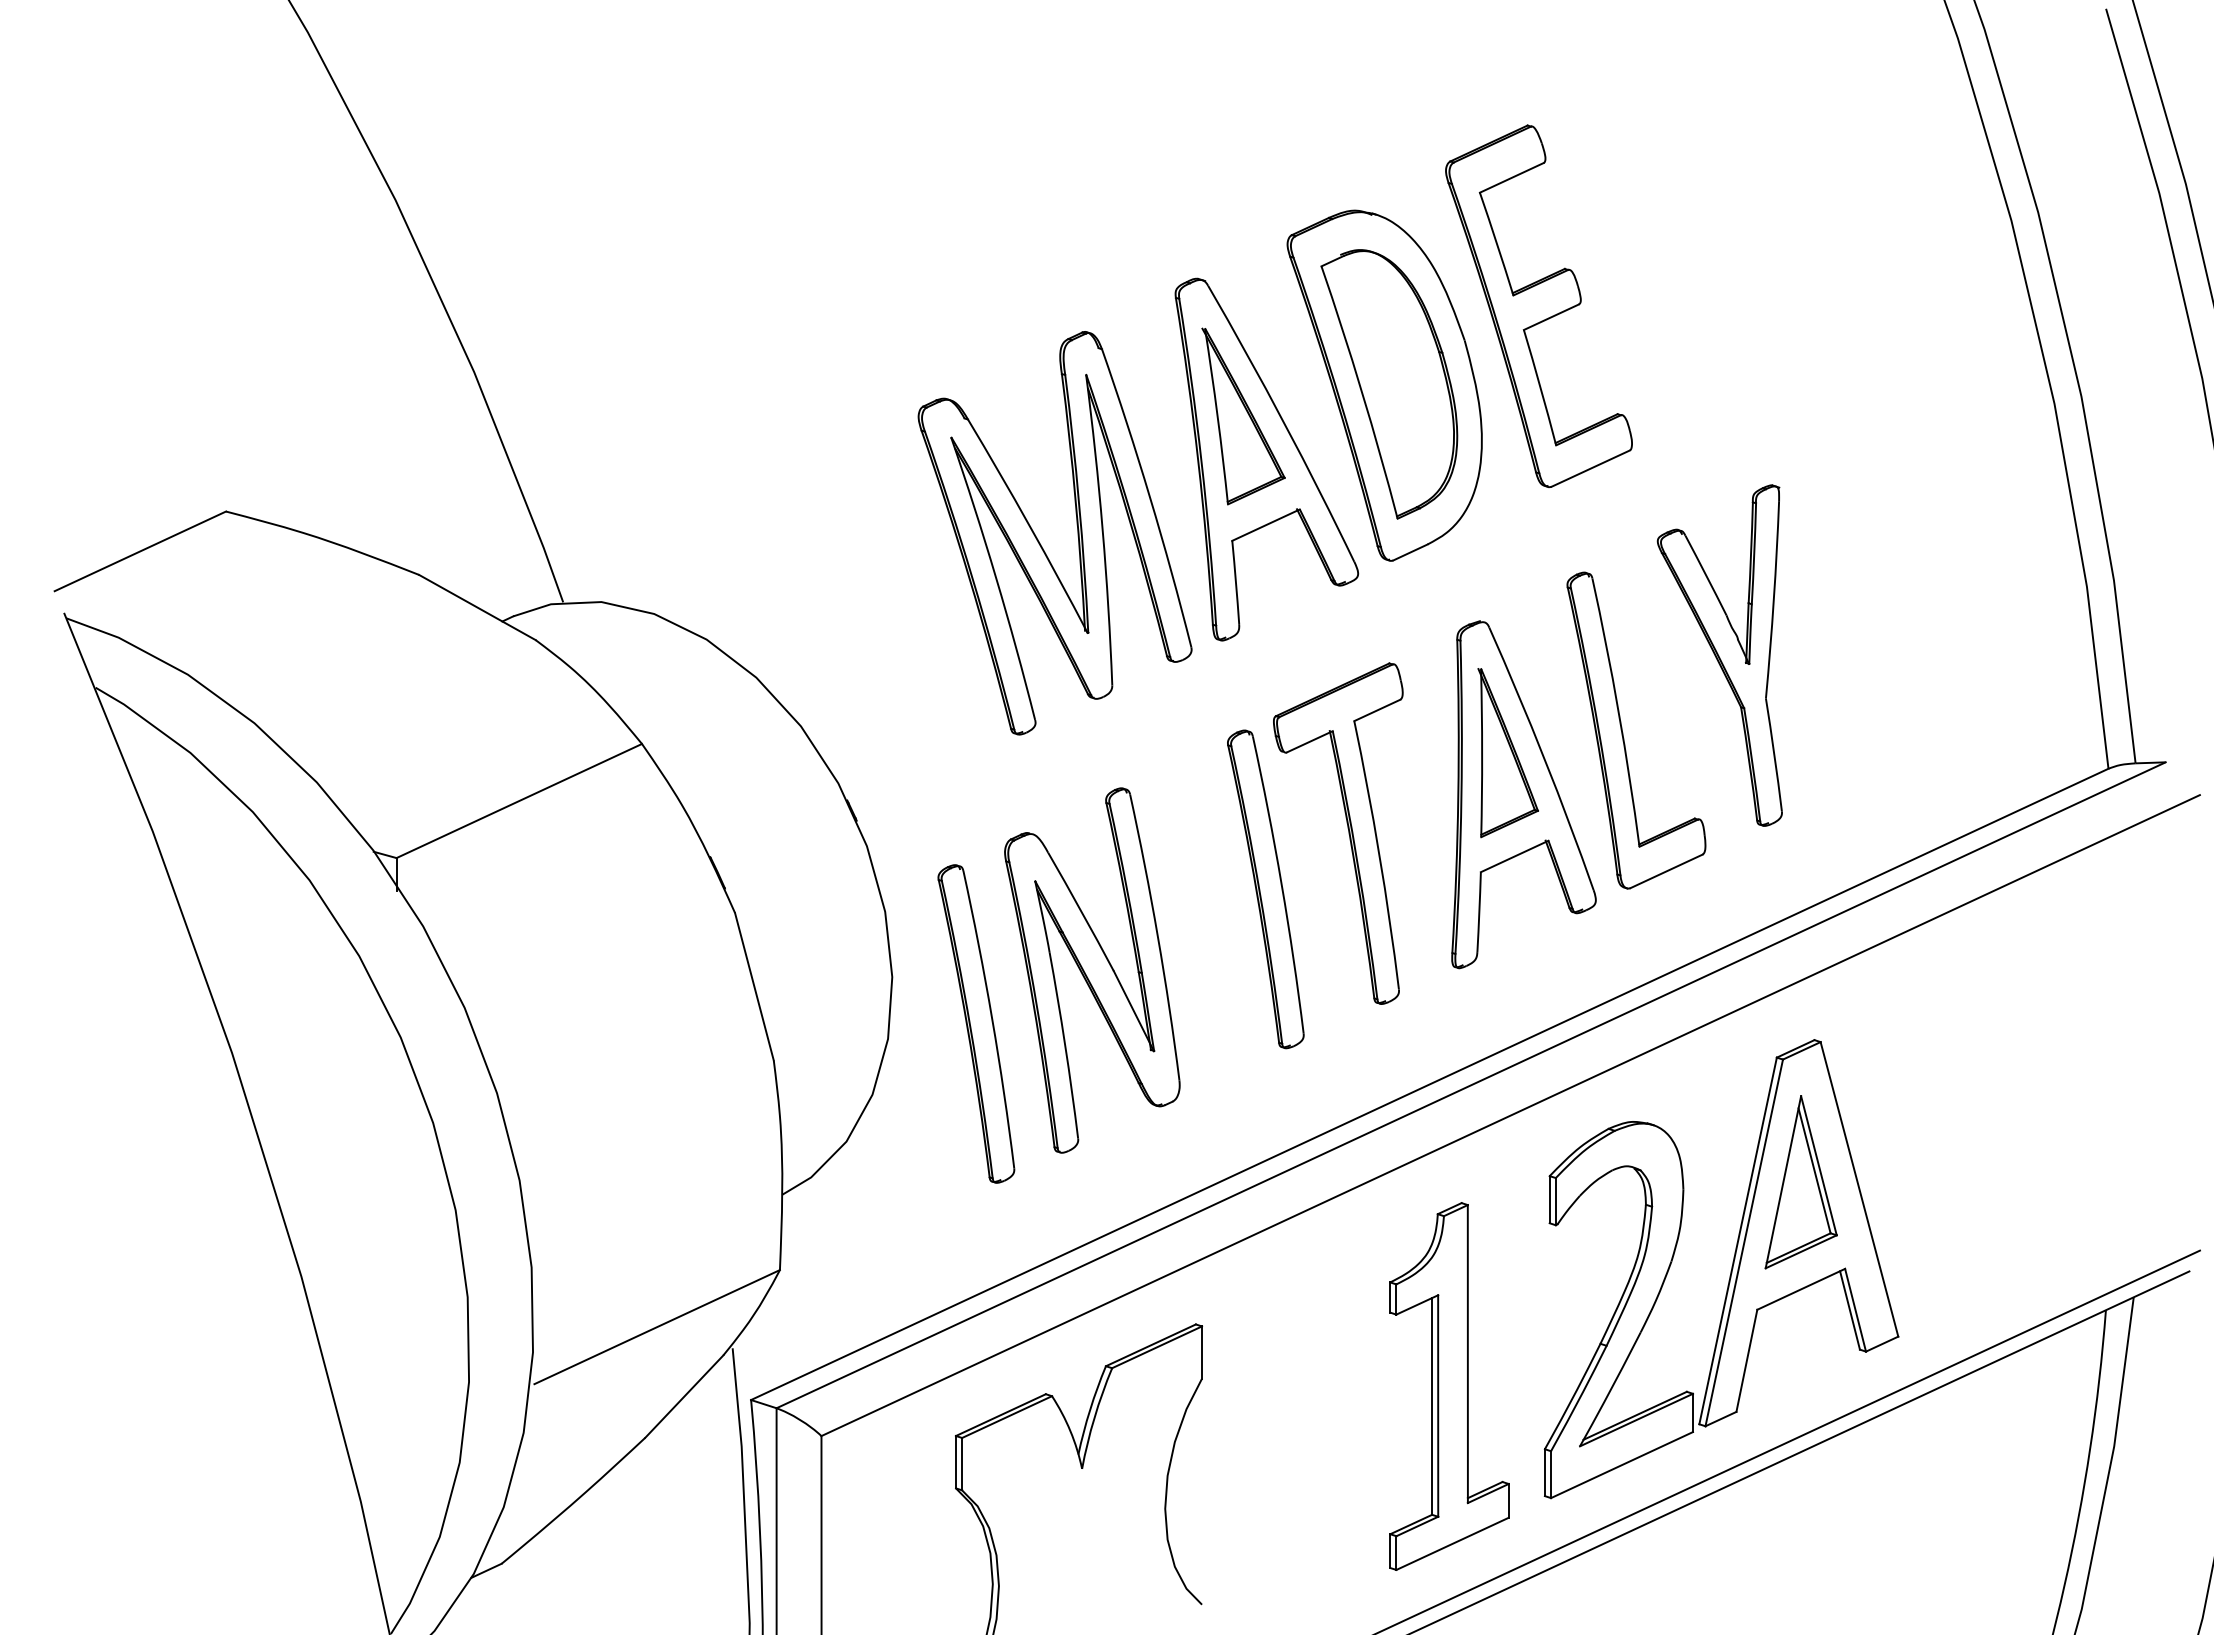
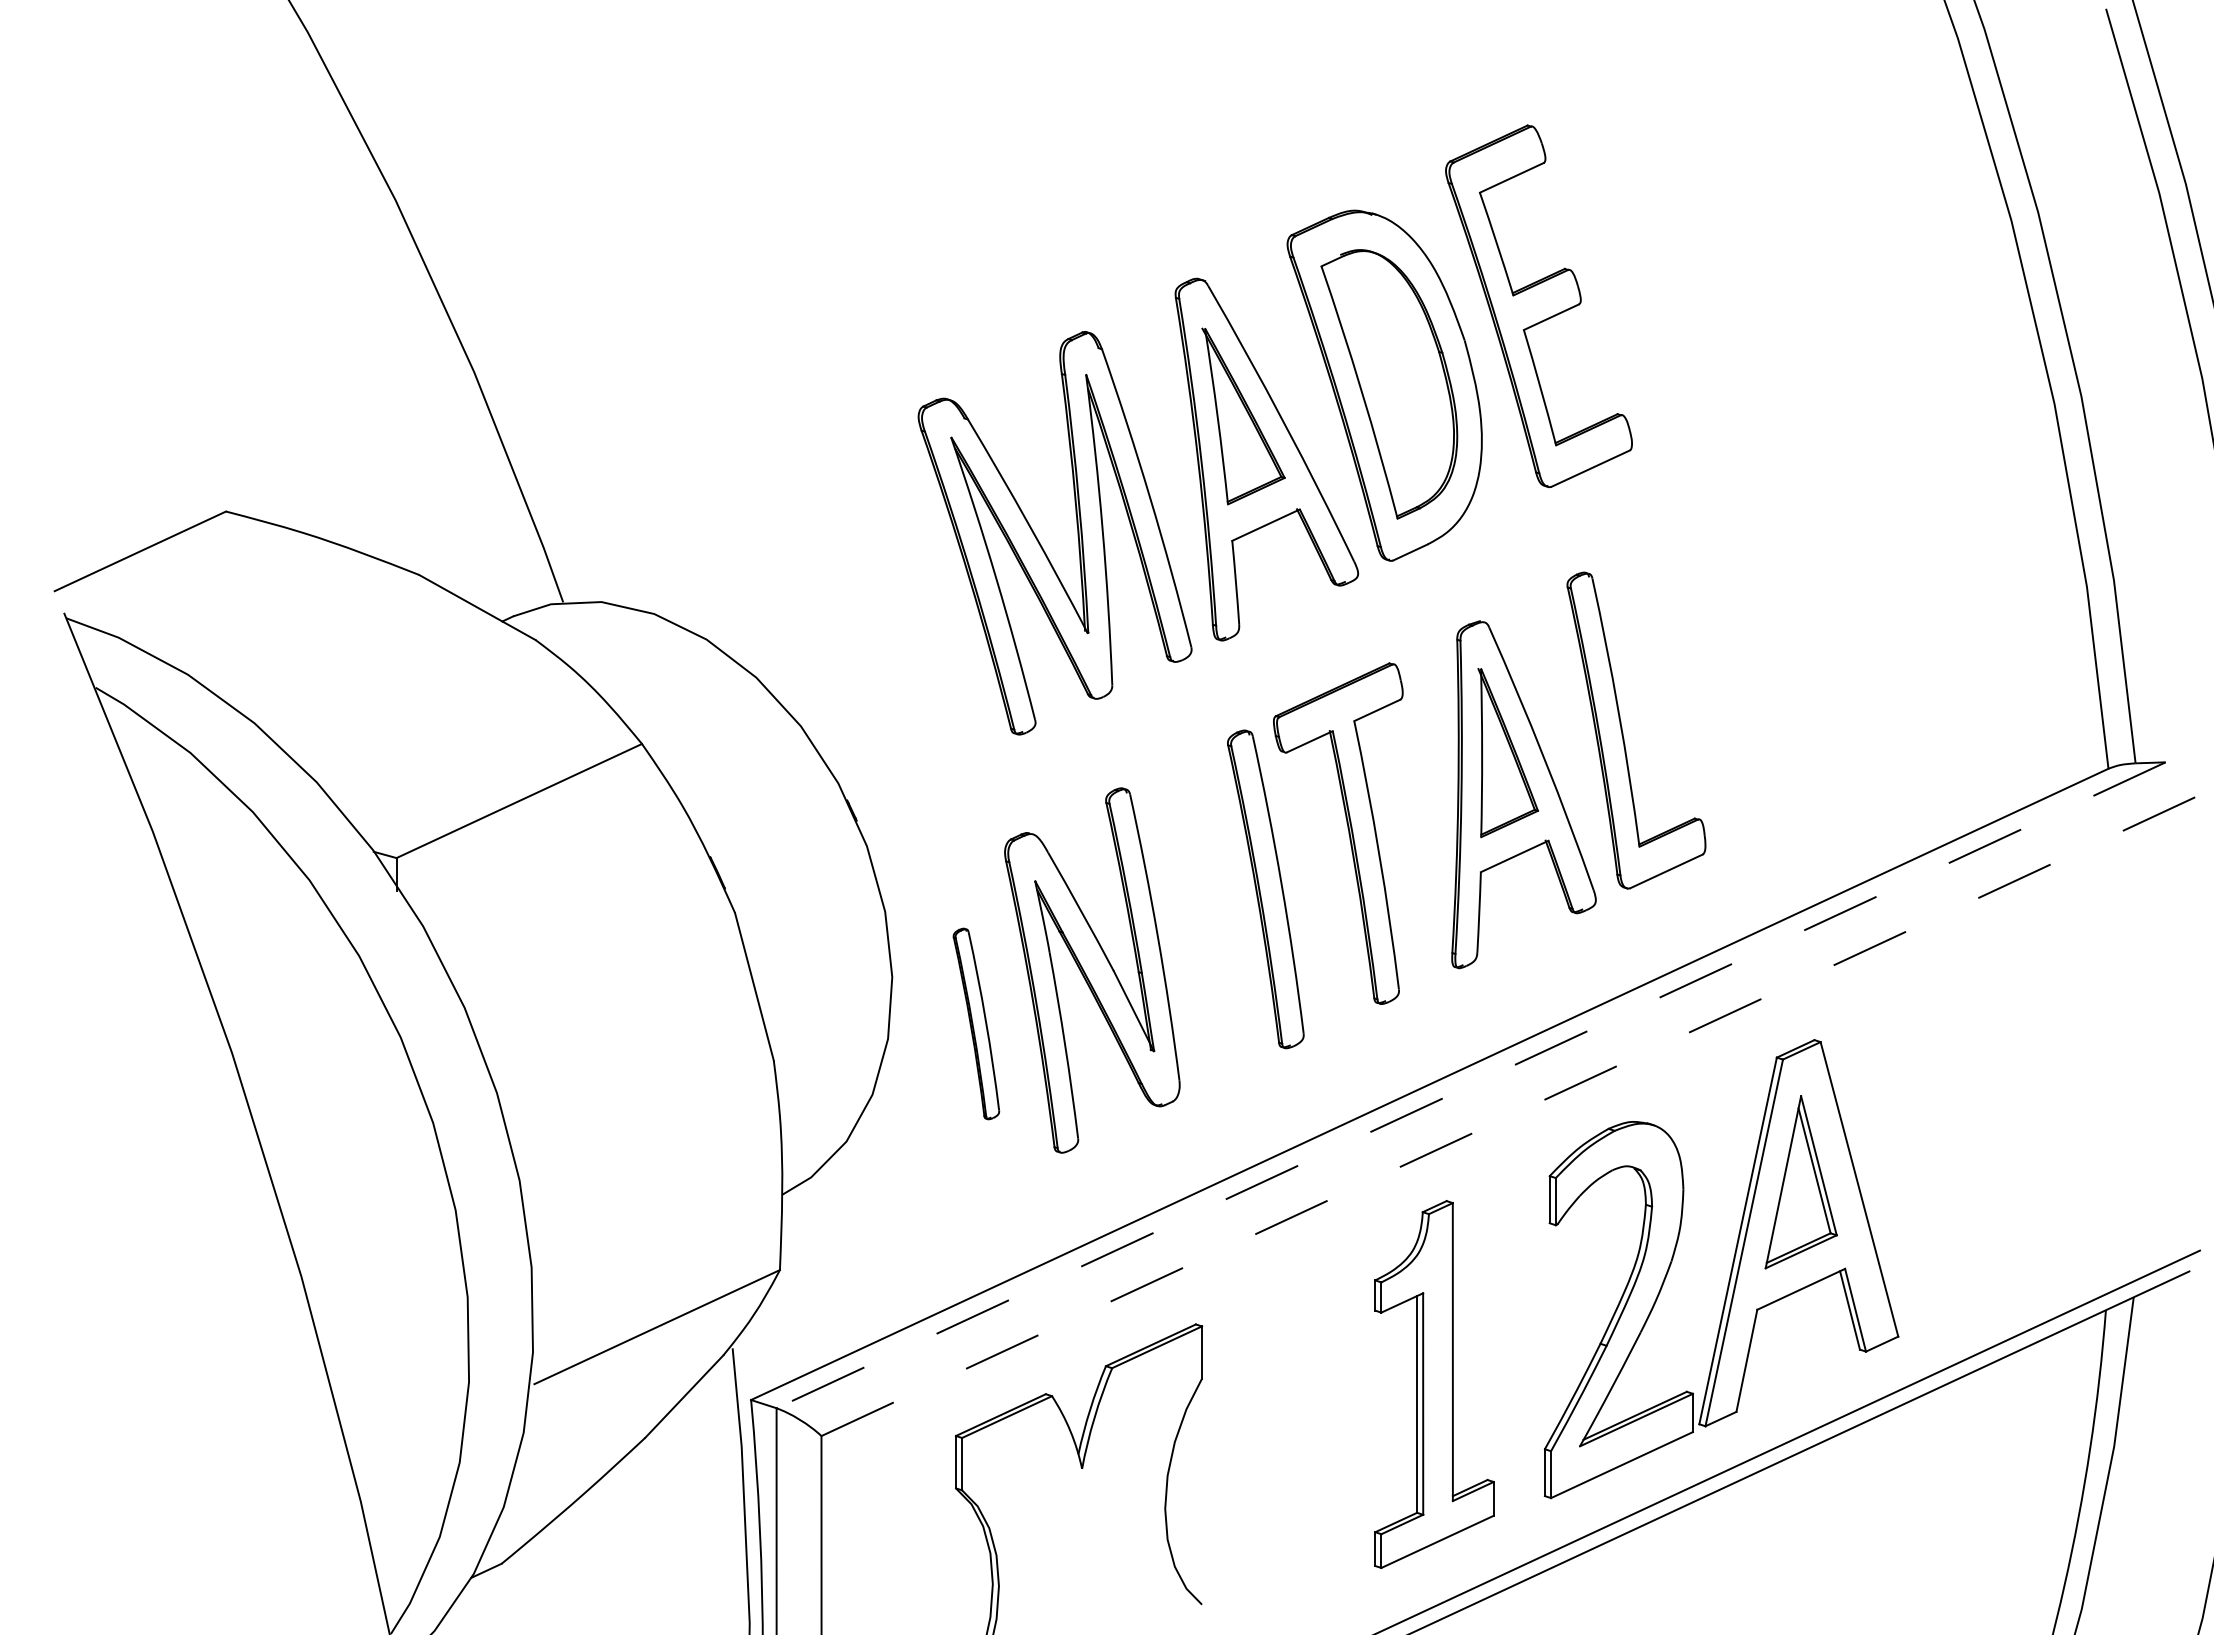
part: present -> none (1719, 655)
part size: 79x320 px -> 49x194 px (976, 1023)
line: solid -> dashed (1471, 1085)
line: solid -> dashed (1511, 1115)
part position: (1449, 1386) -> (1434, 1384) (1434, 1384)
